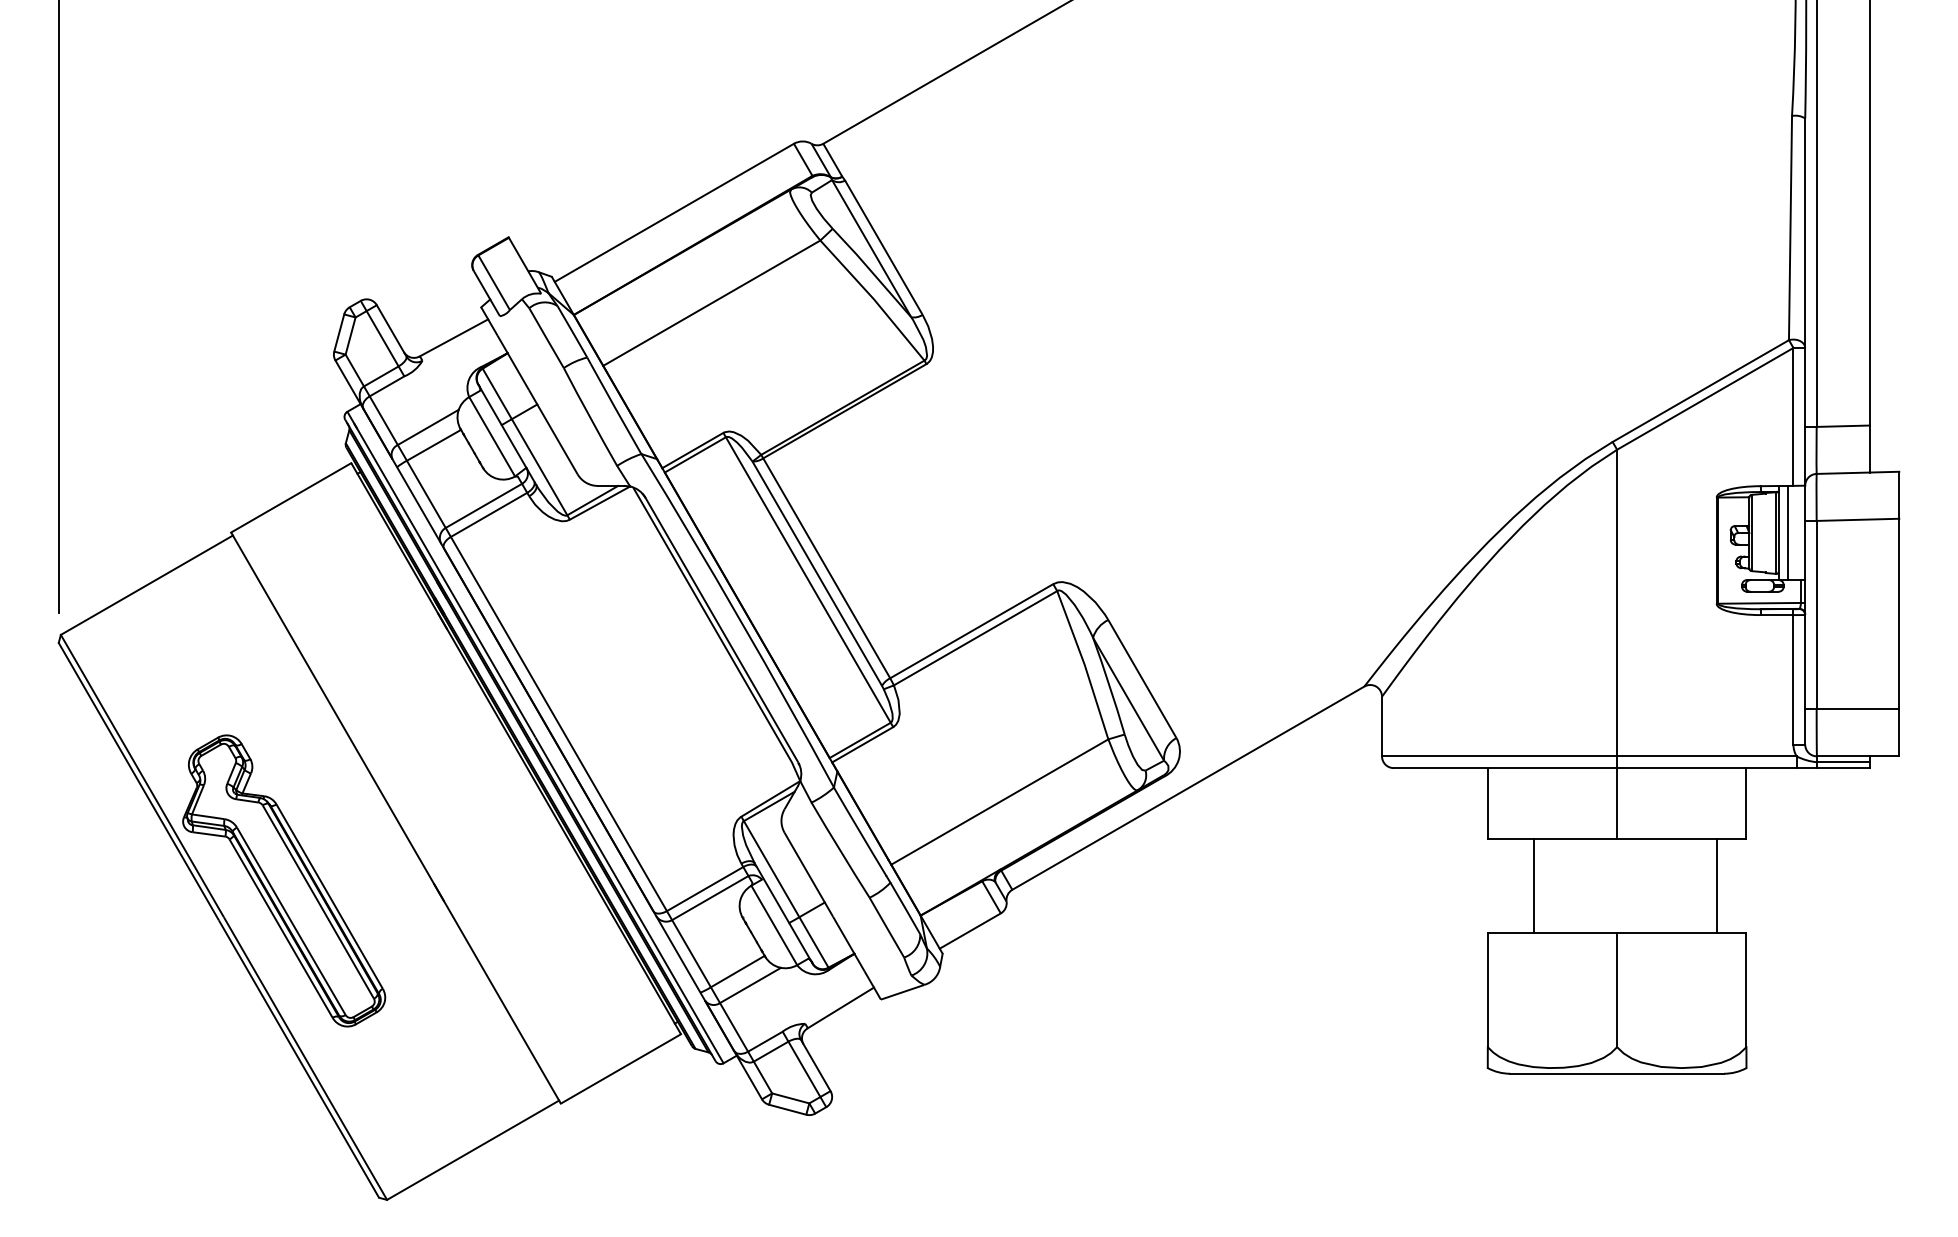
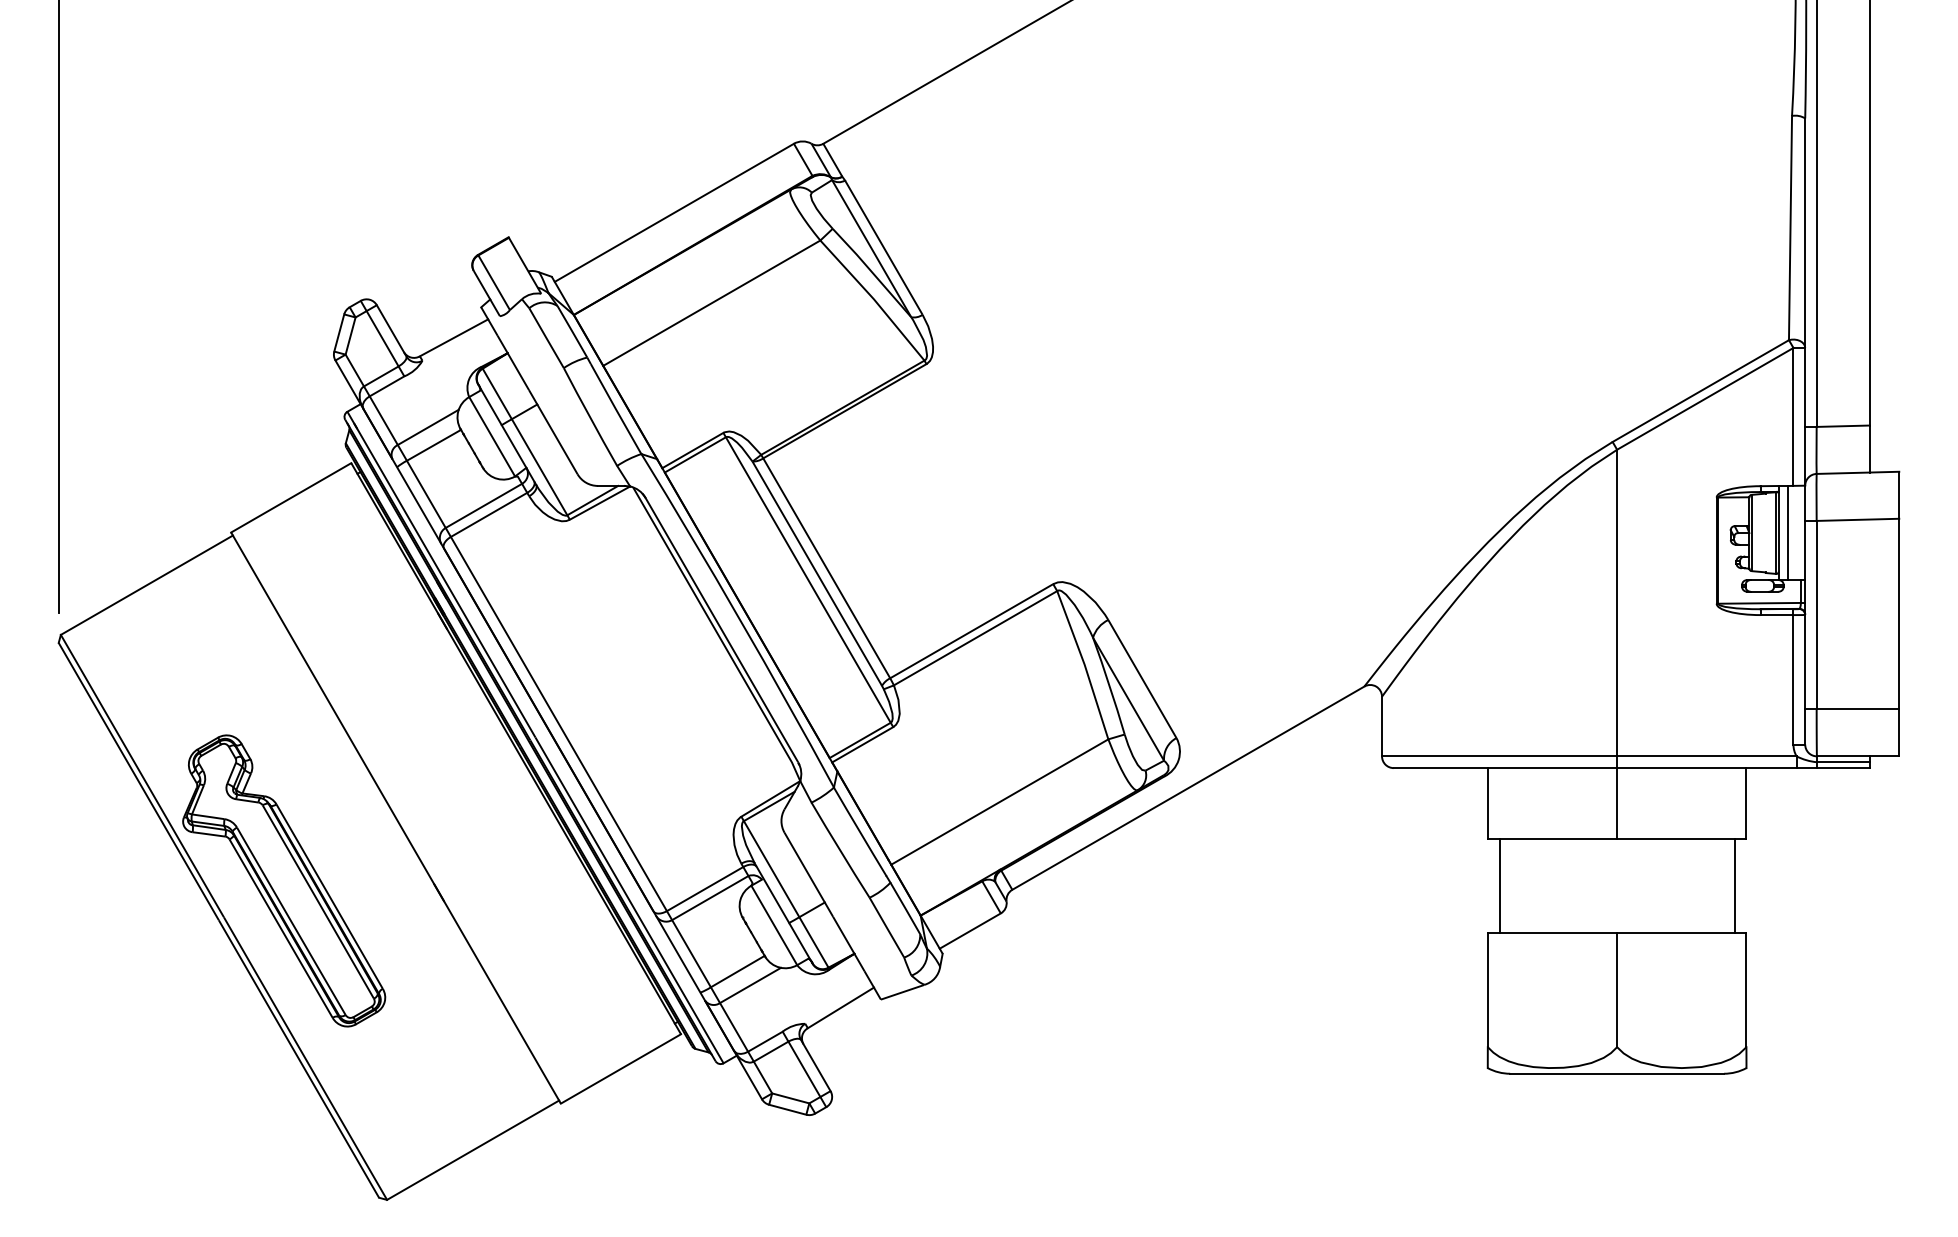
line position: (1533, 885) -> (1499, 885) (1499, 885)
line position: (1716, 885) -> (1734, 885) (1734, 885)
